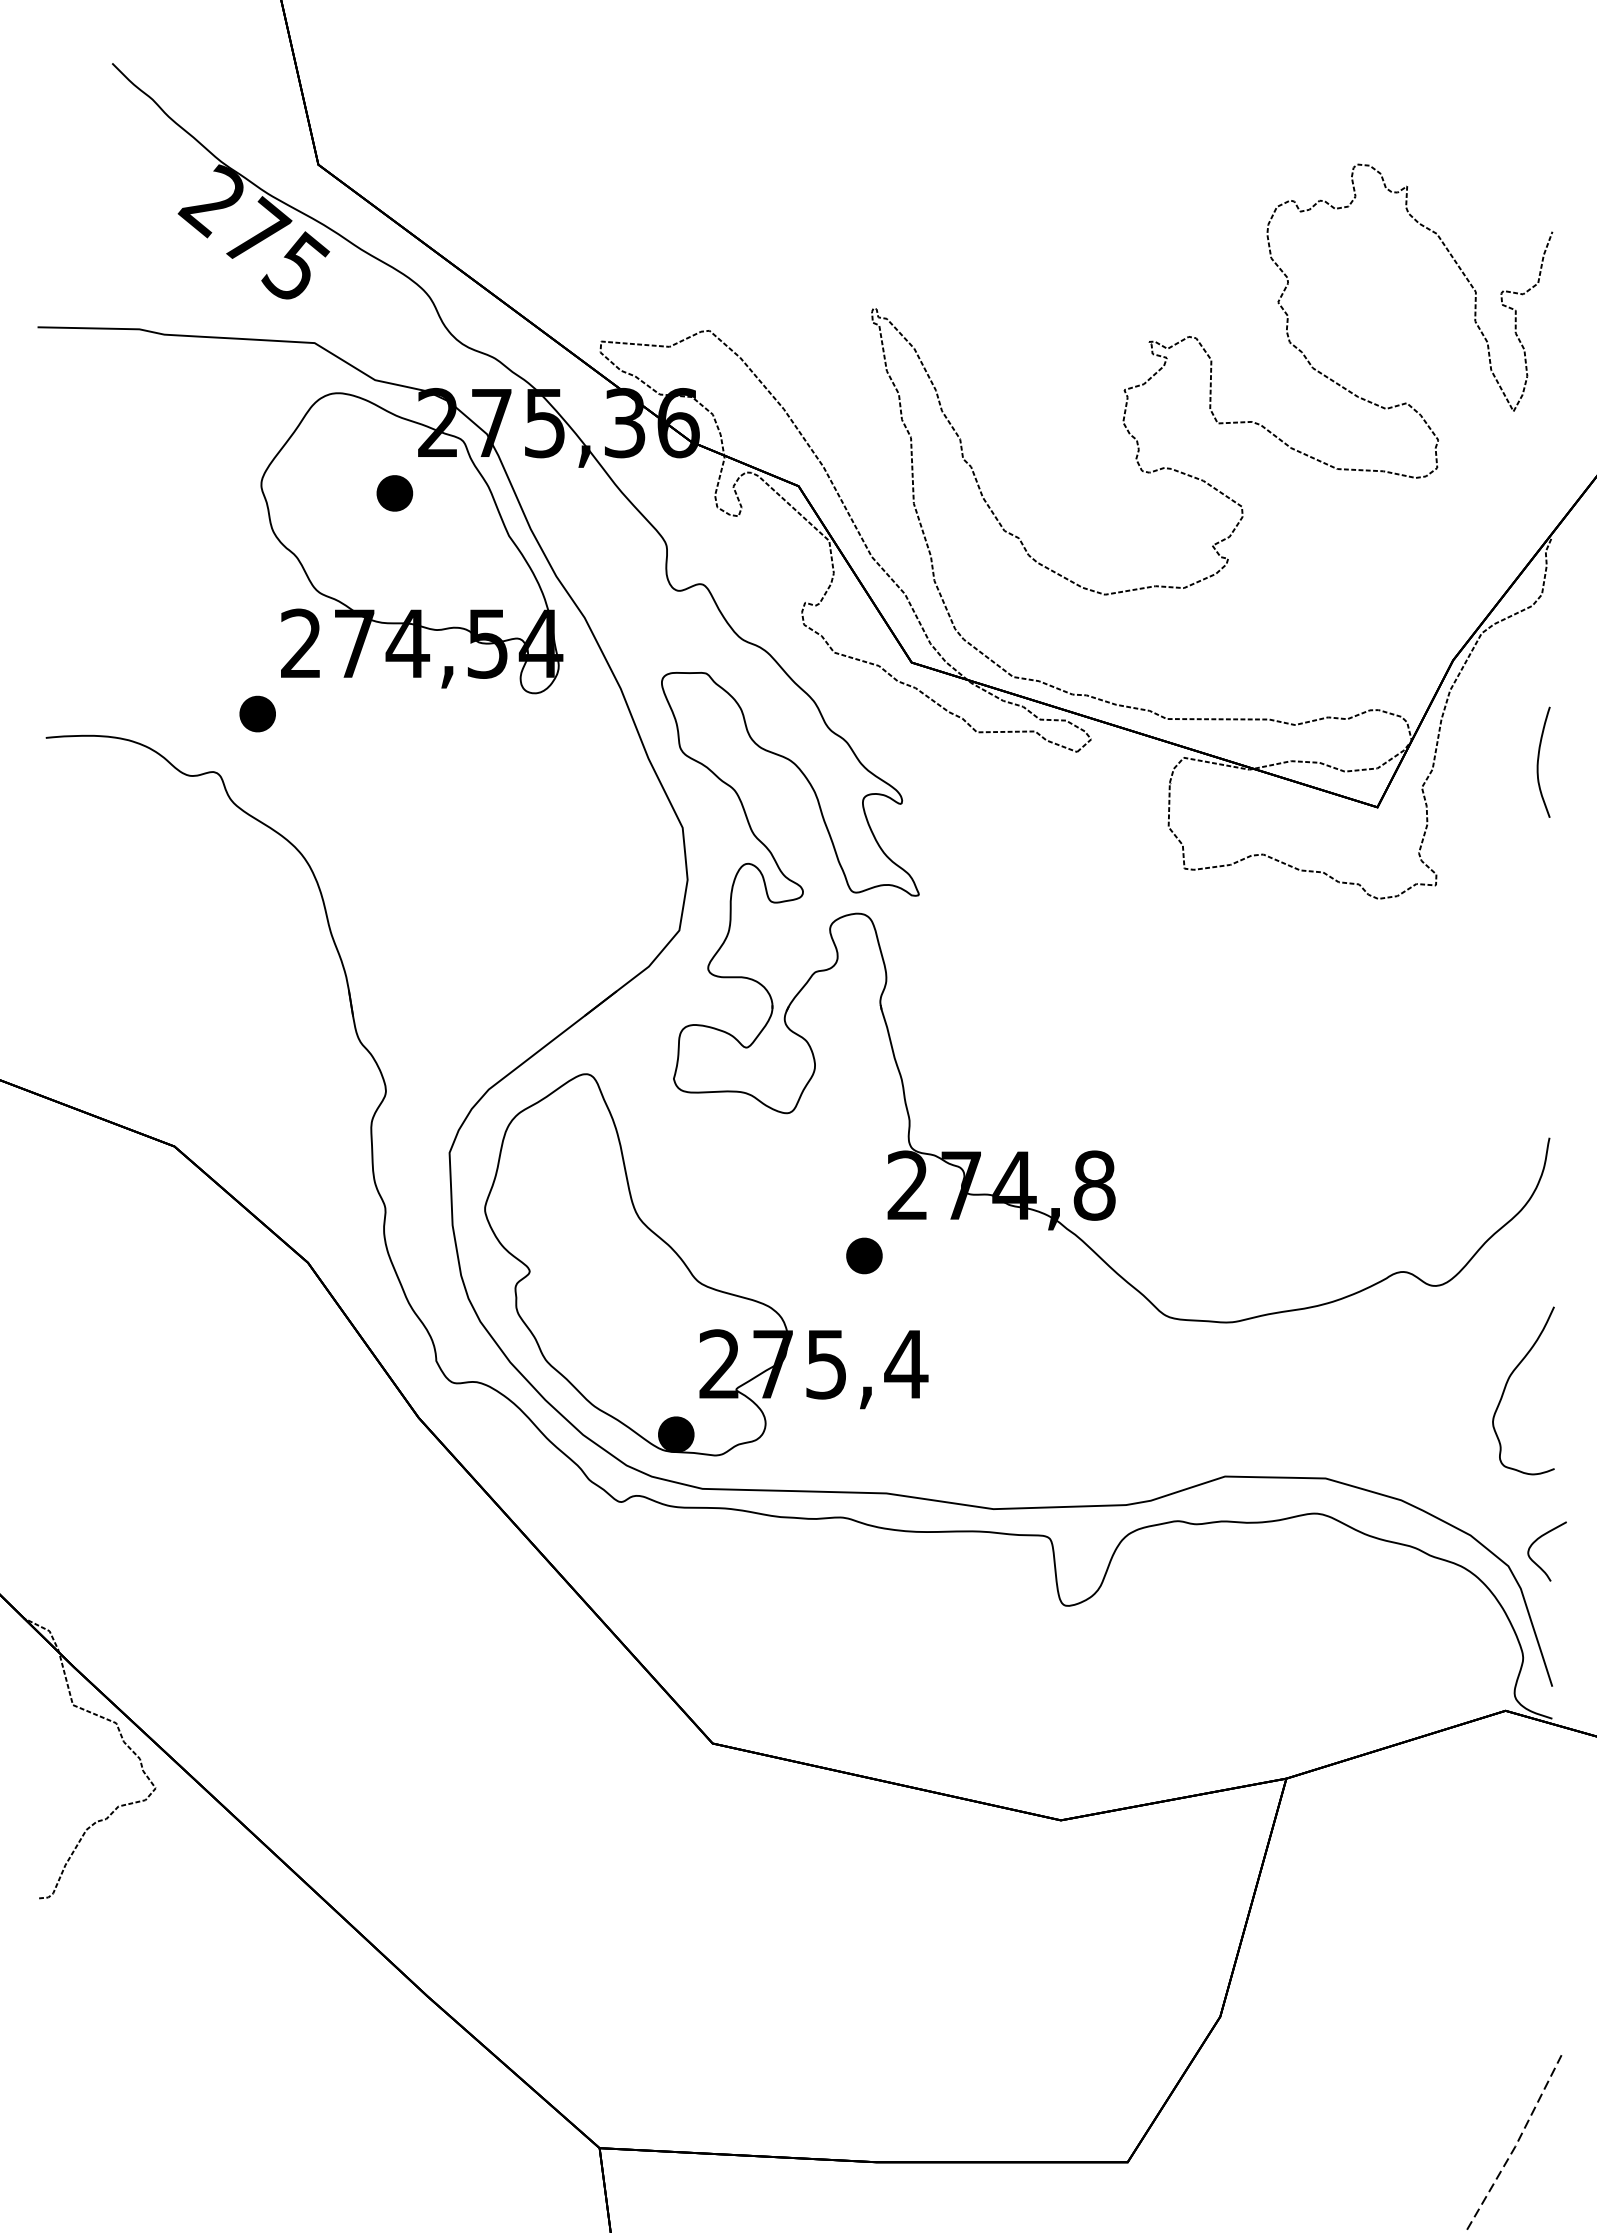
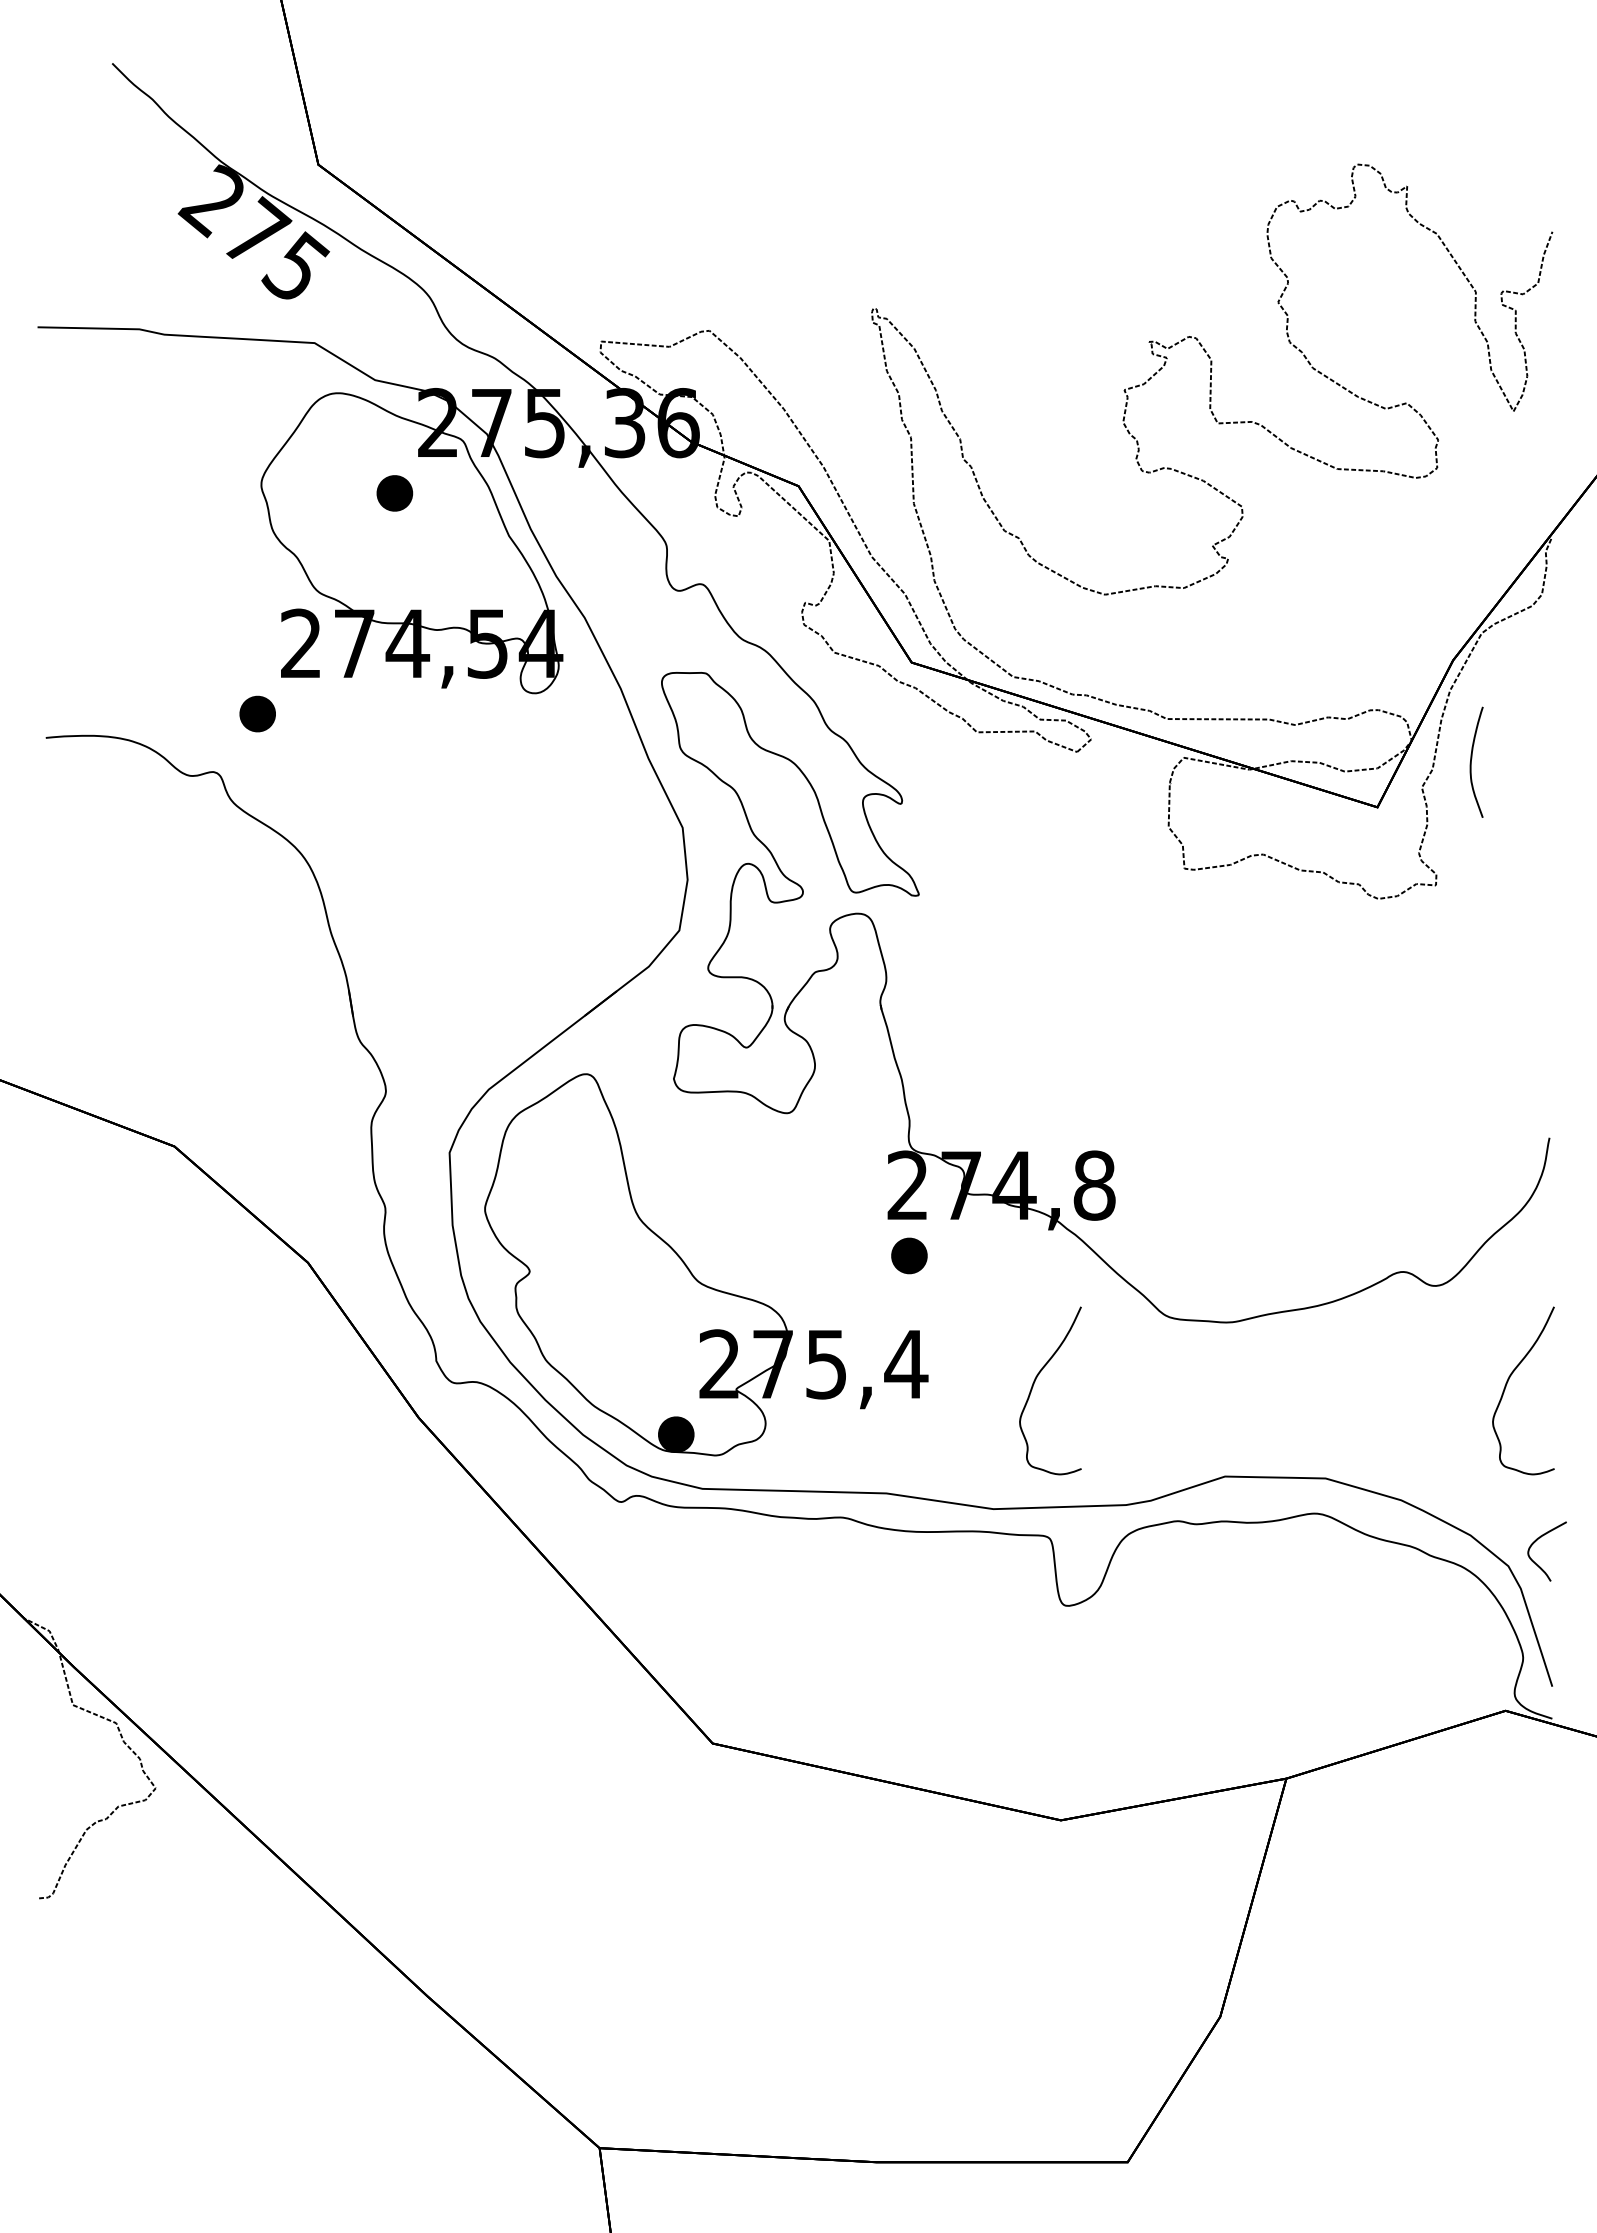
curve position: (1539, 758) -> (1472, 758) (1472, 758)
part position: (864, 1255) -> (909, 1255) (909, 1255)
curve: none -> present (1034, 1384)
line: present -> none (1517, 2141)
